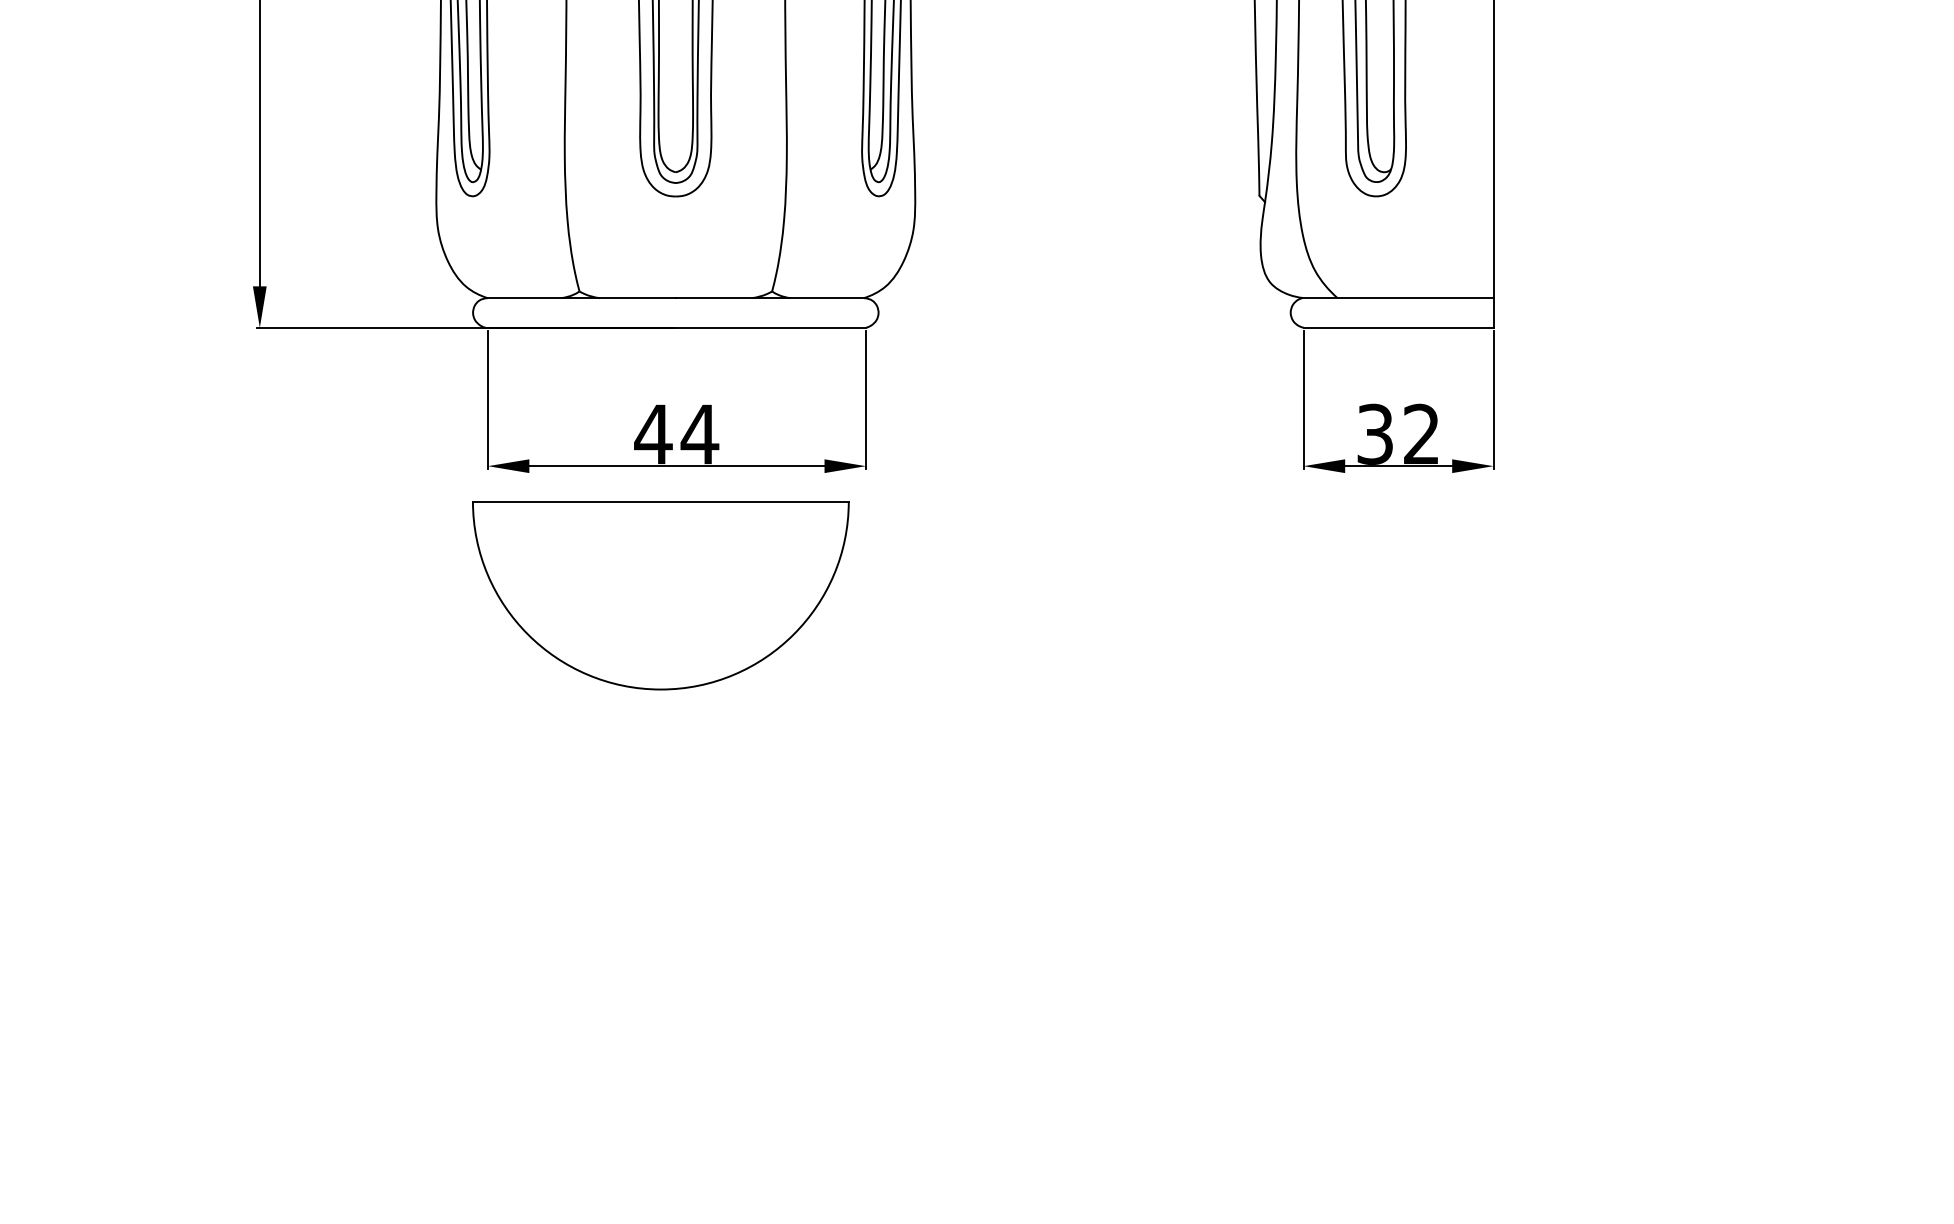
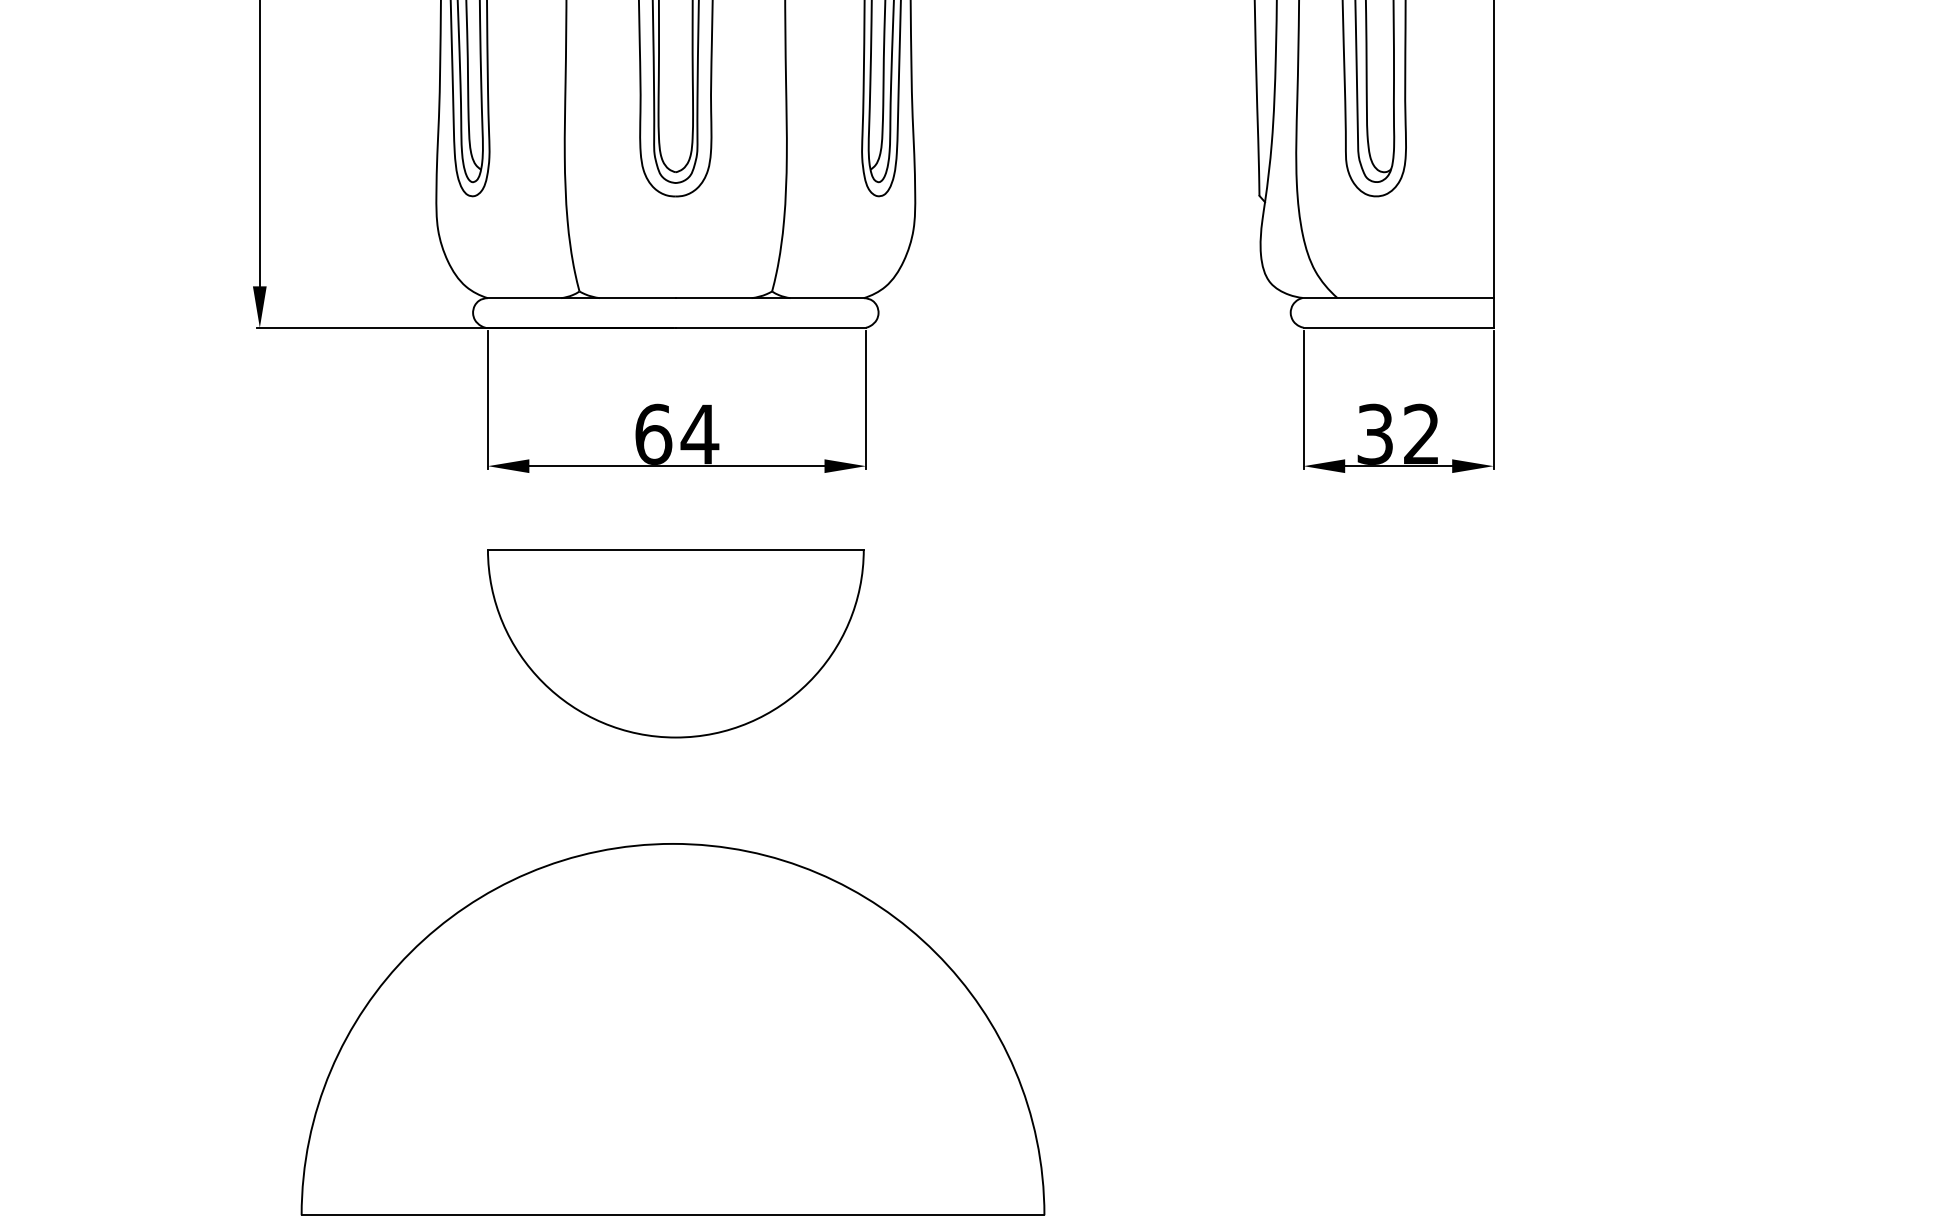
text: 44 -> 64 (653, 433)
part position: (660, 595) -> (675, 643) (675, 643)
part: none -> present (672, 1029)
